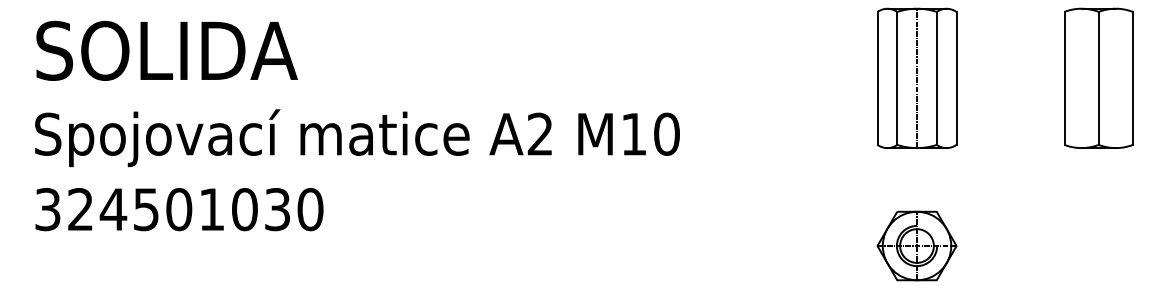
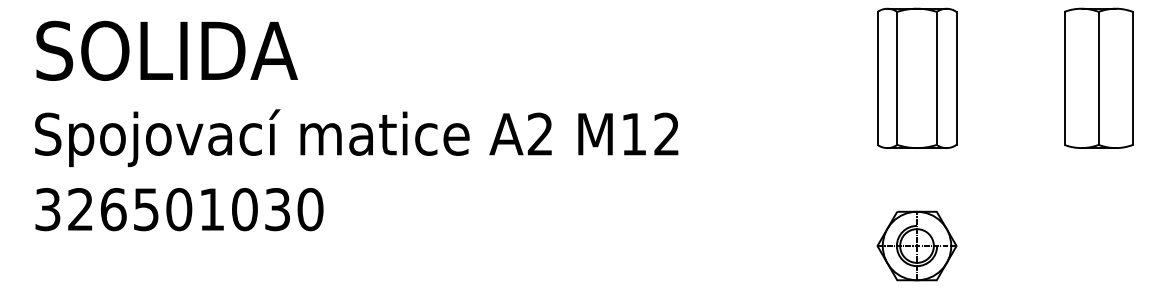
line: present -> none (917, 78)
text: M10 -> M12 (666, 133)
text: 324501030 -> 326501030 (113, 209)
